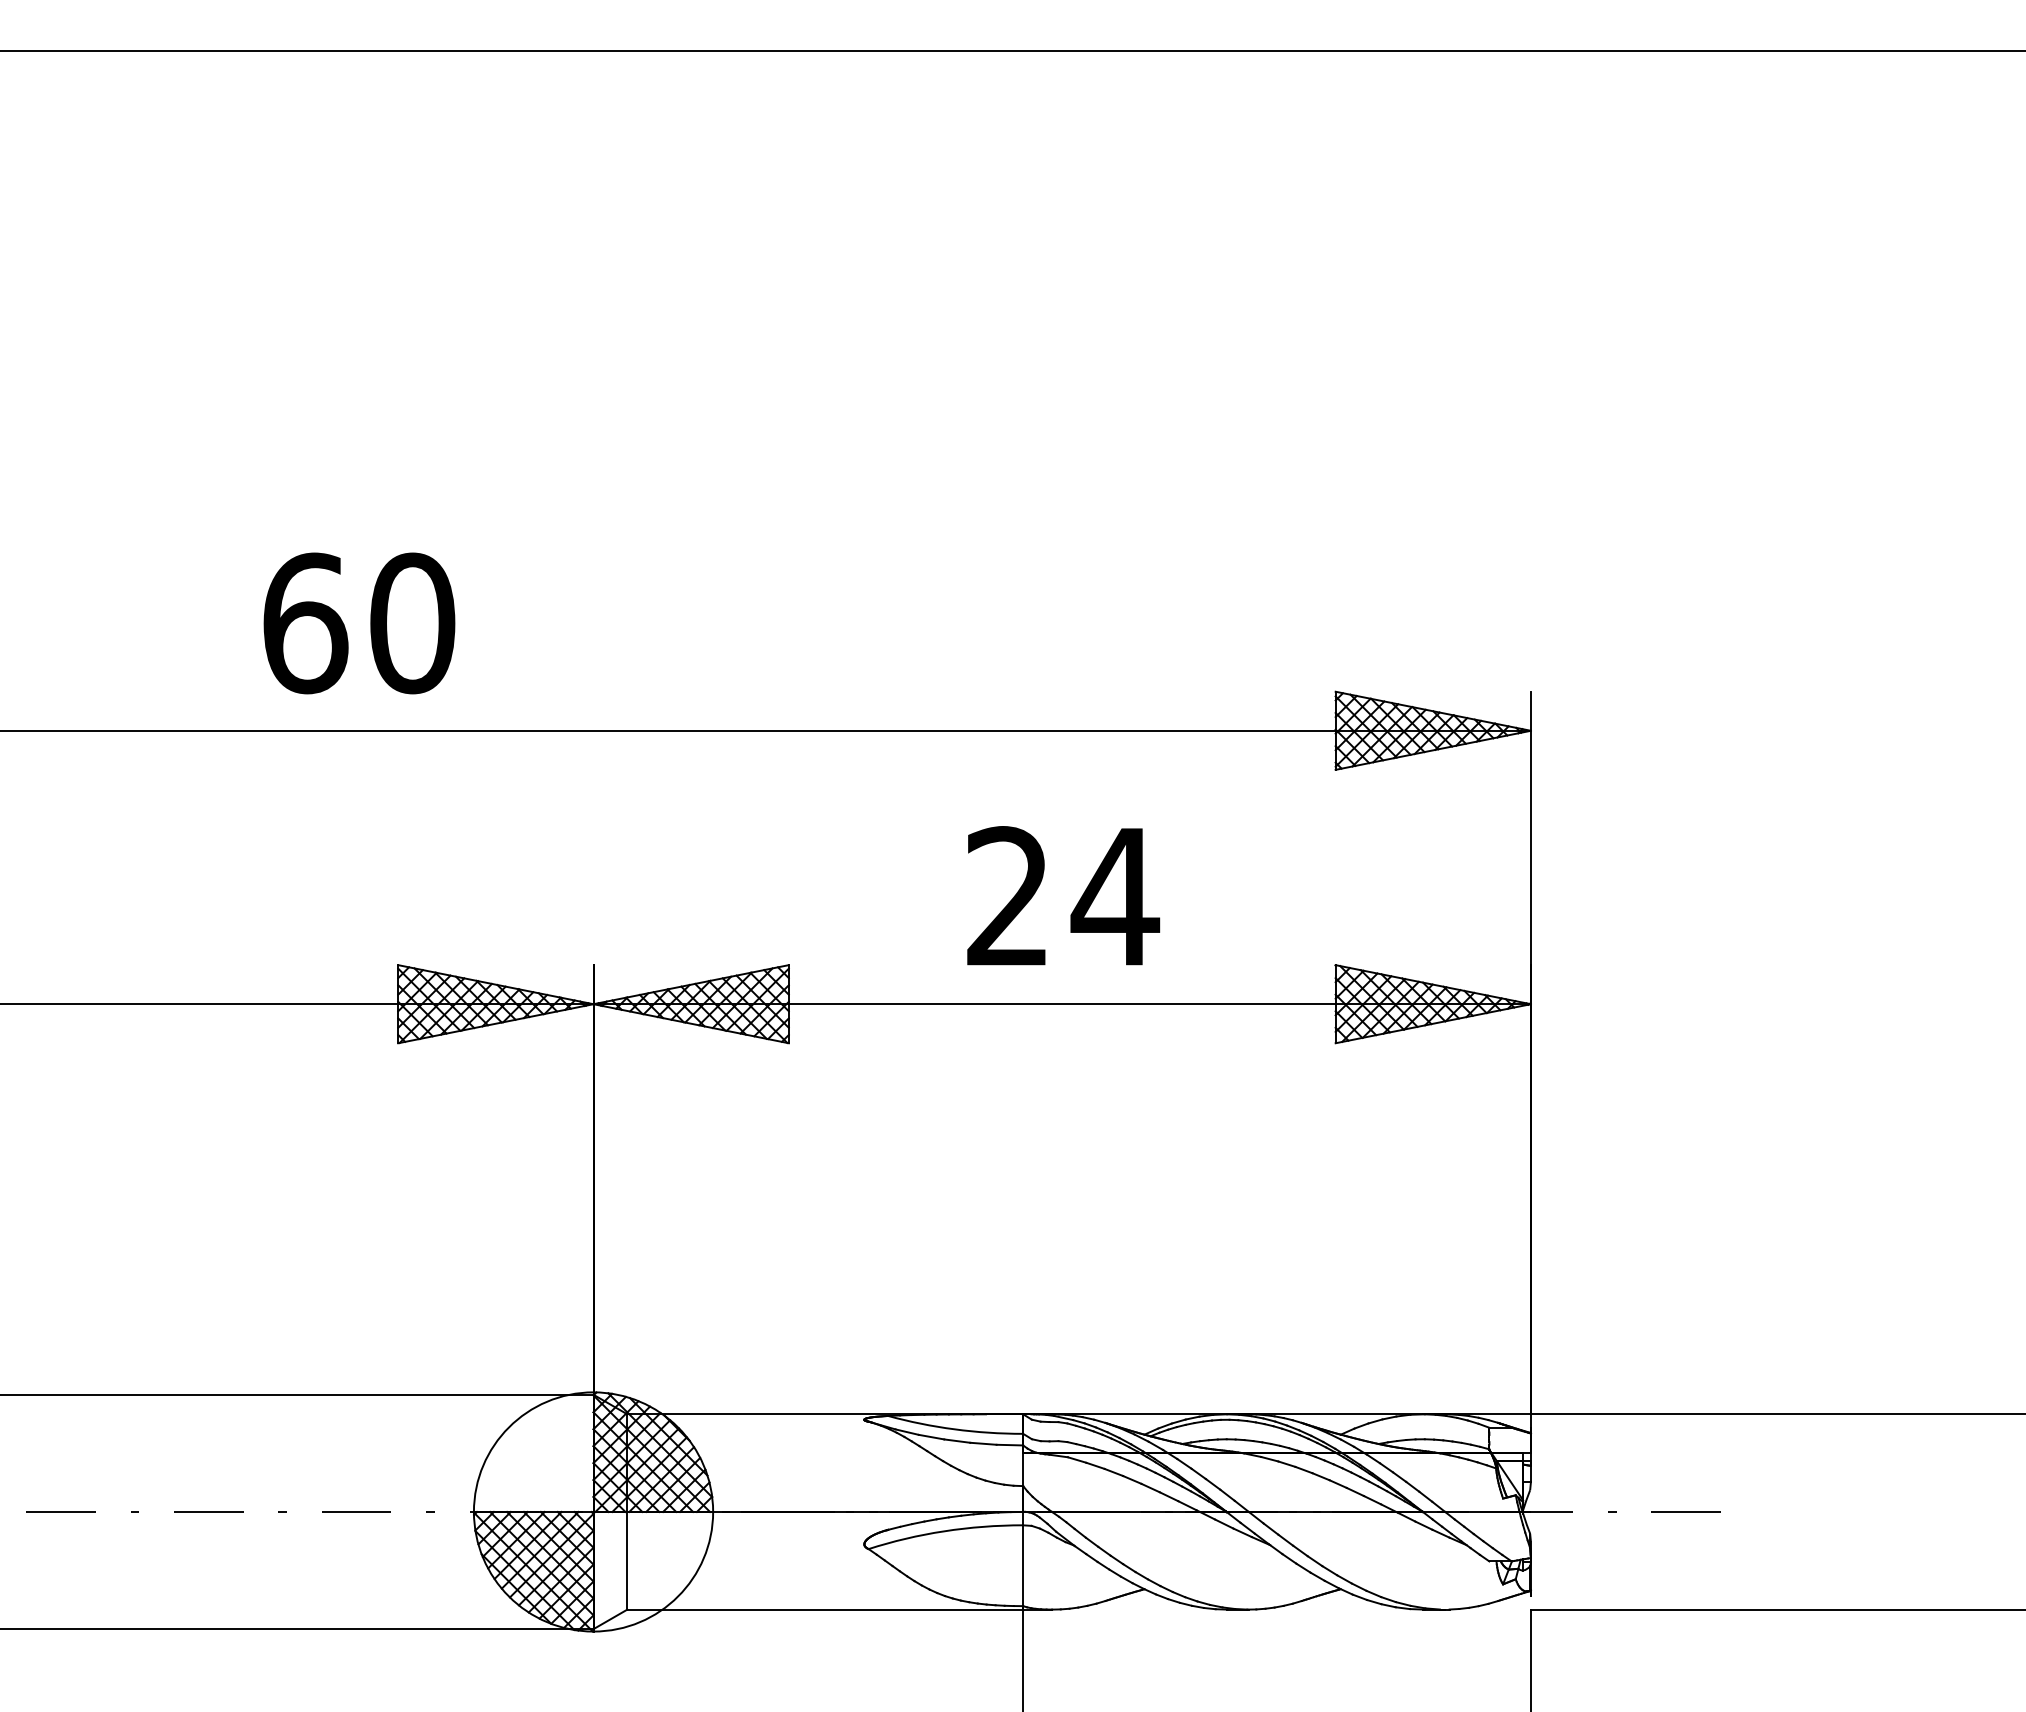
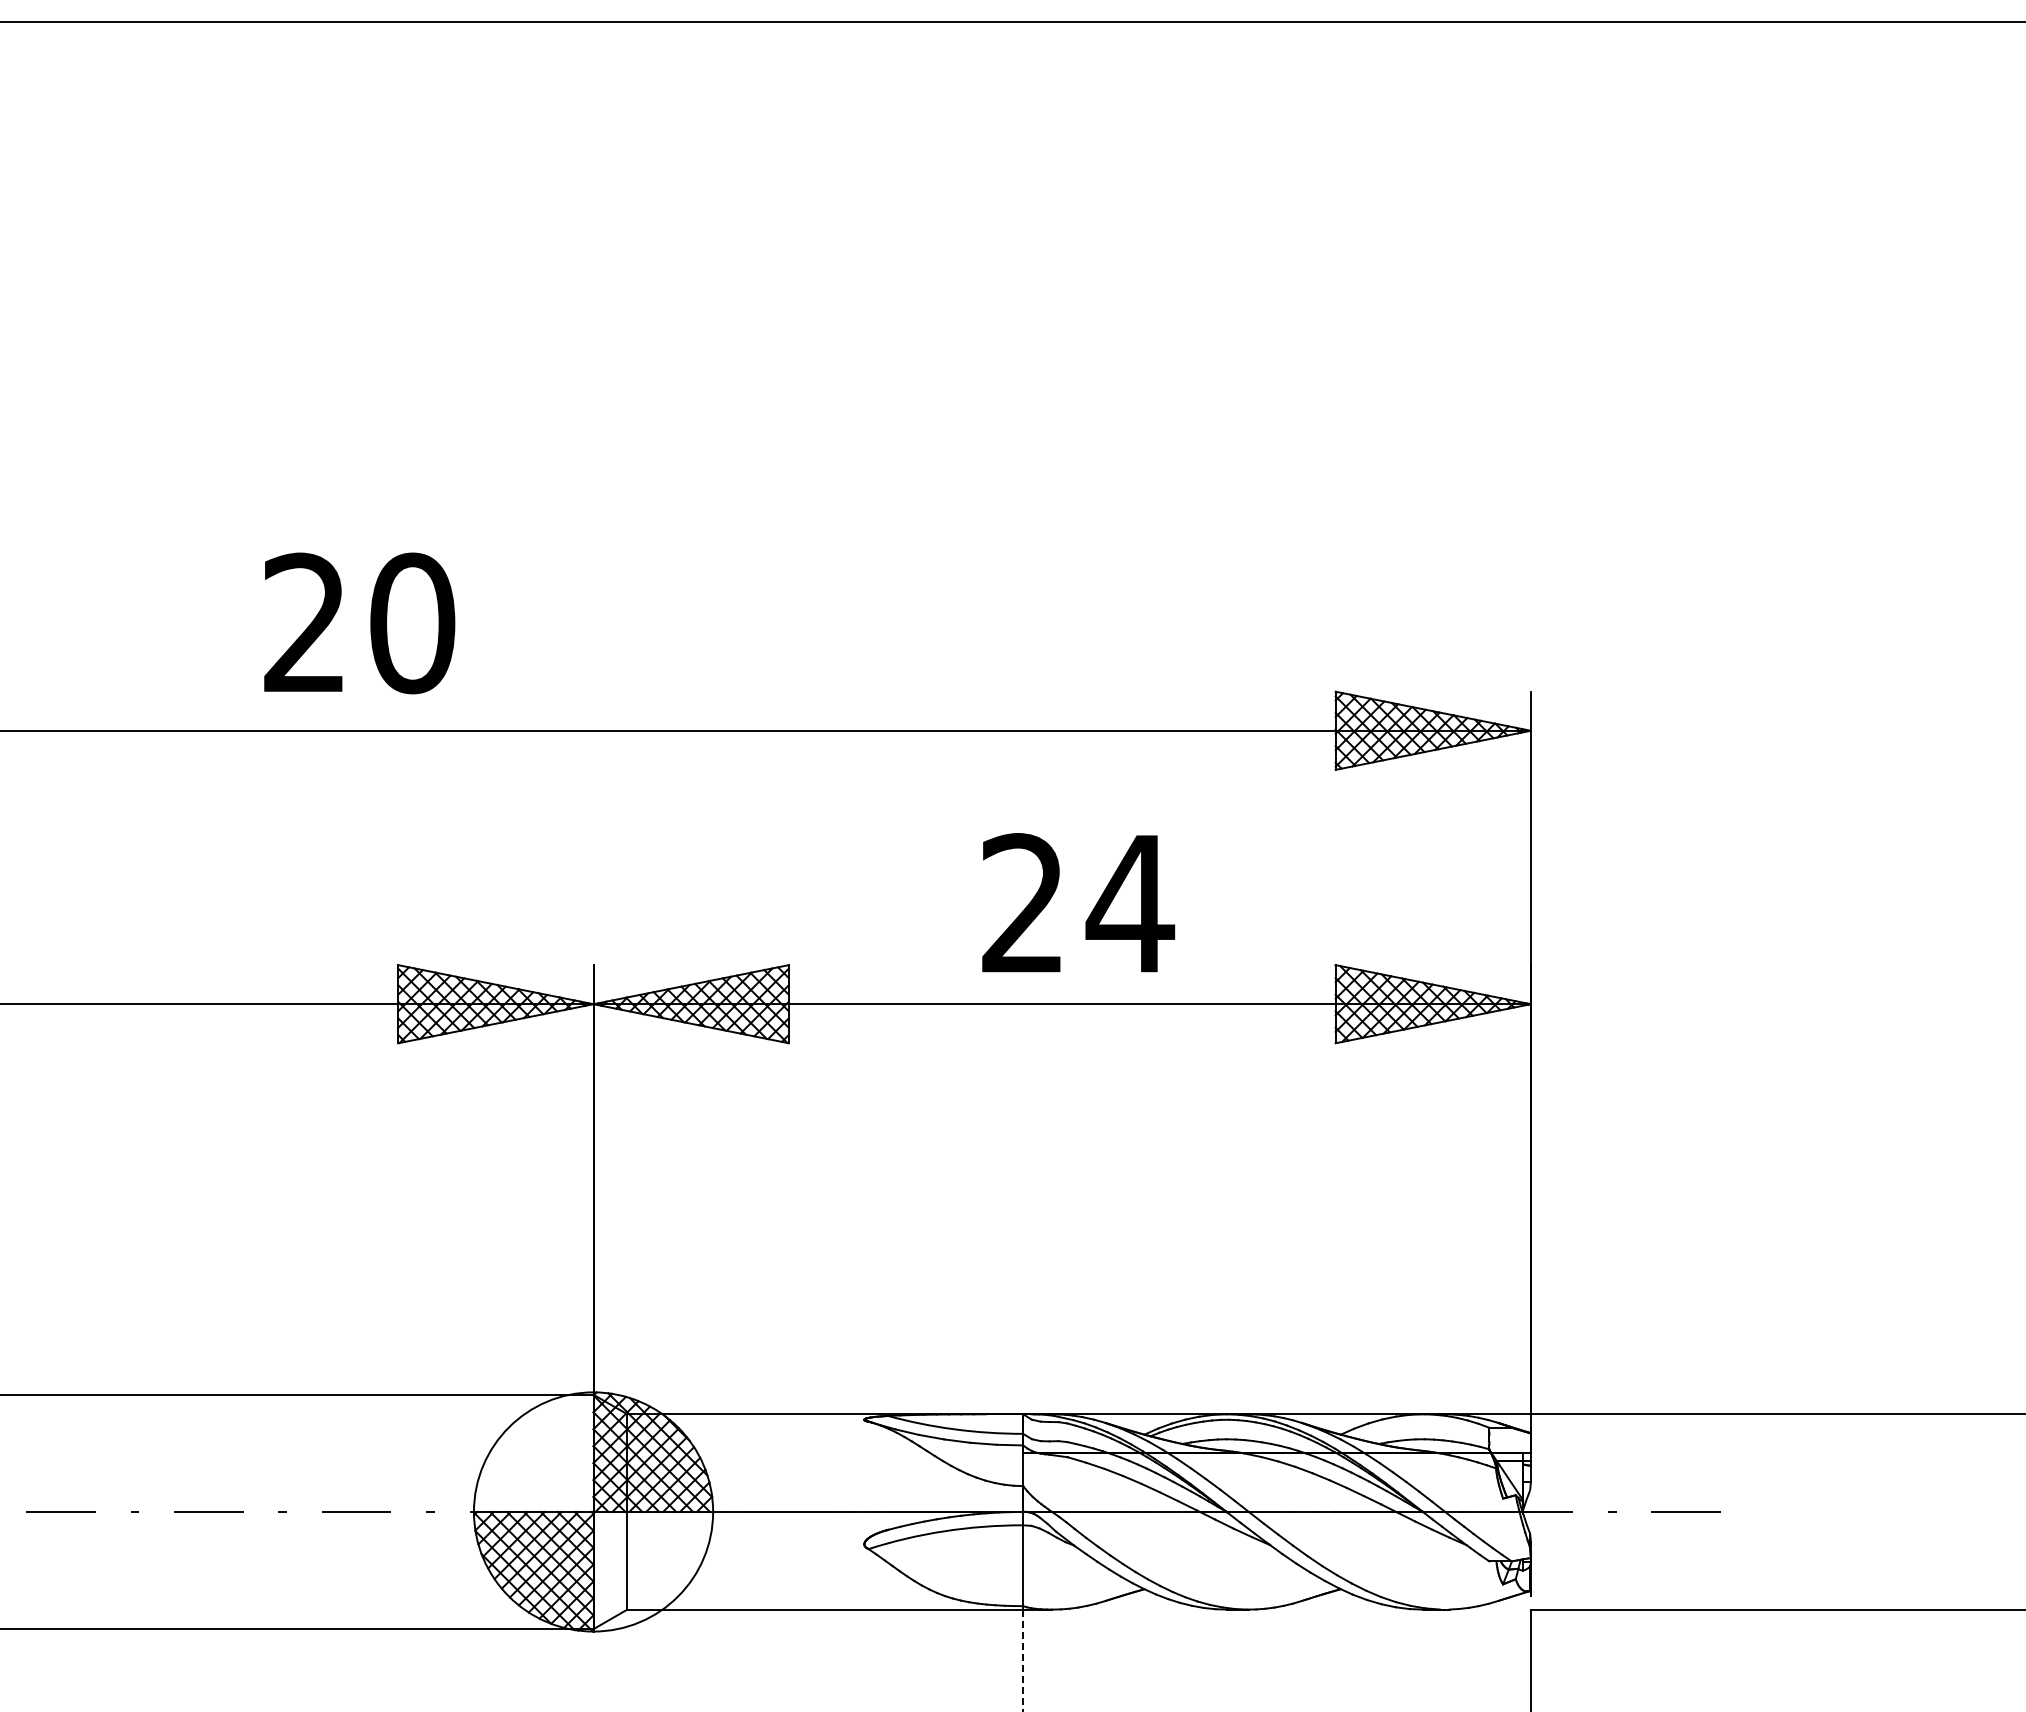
line position: (1012, 51) -> (1012, 22) (1012, 22)
text: 60 -> 20 (305, 623)
text position: (1063, 895) -> (1078, 902) (1078, 902)
line: solid -> dashed (1023, 1660)
